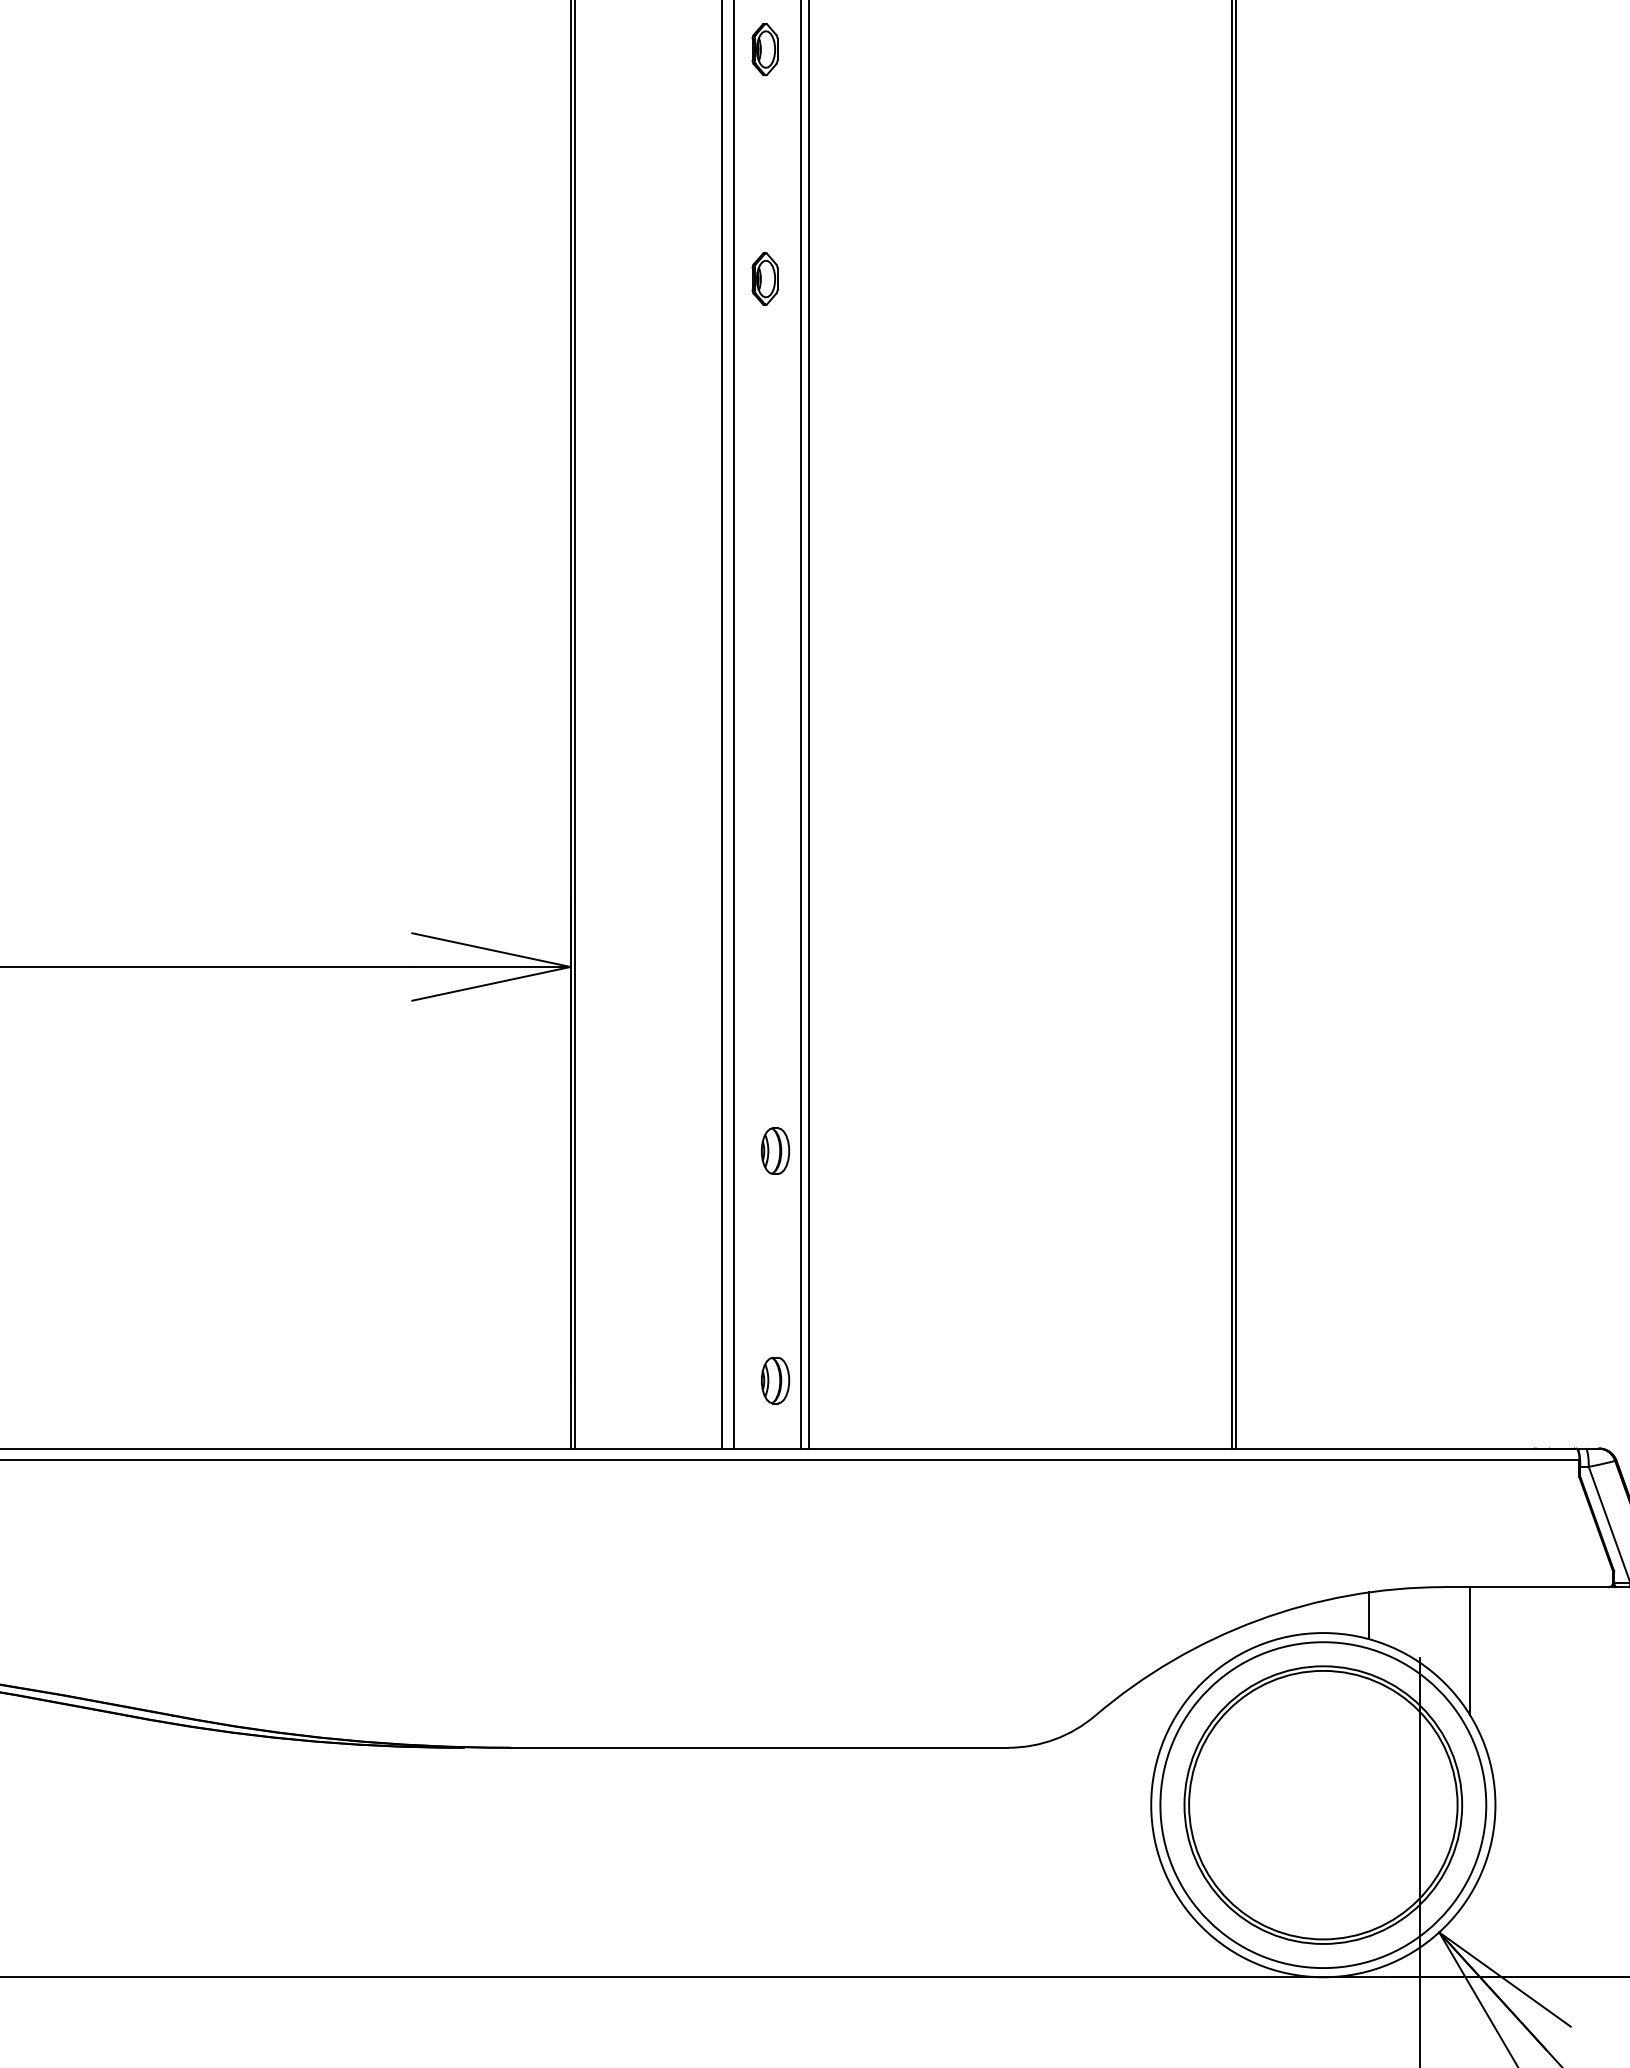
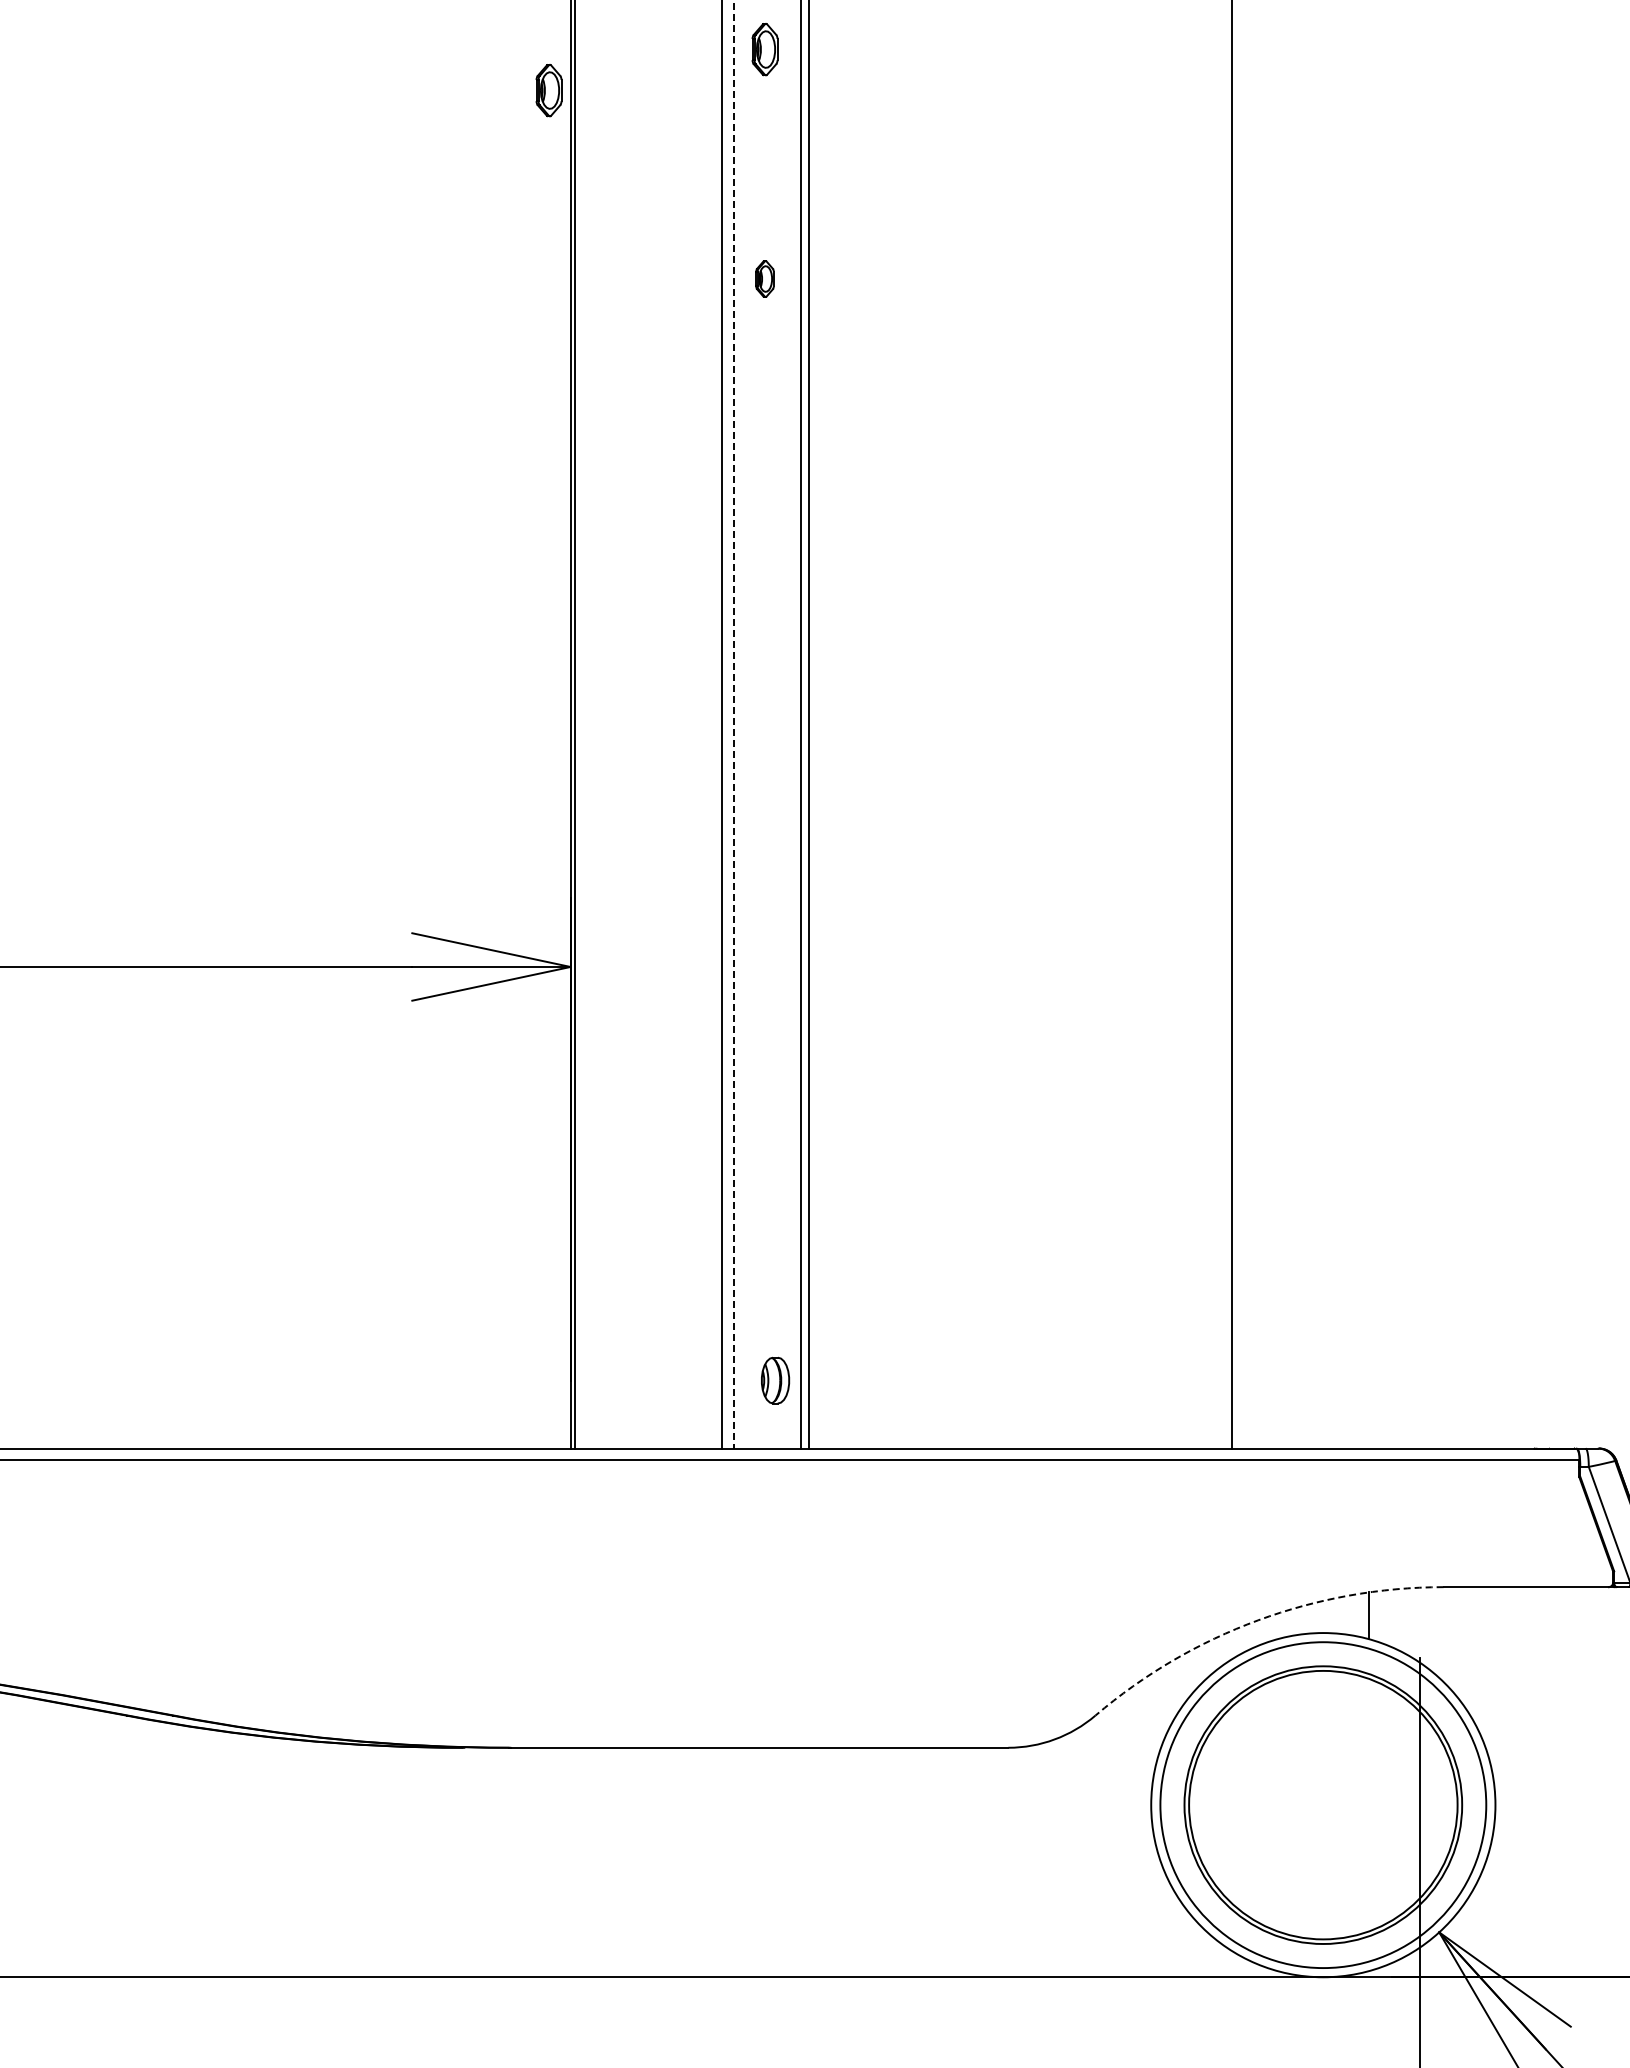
part: none -> present (548, 90)
part size: 28x54 px -> 20x38 px (764, 278)
line: solid -> dashed (734, 725)
line: present -> none (1236, 725)
part: present -> none (775, 1150)
arc: solid -> dashed (1258, 1620)
line: present -> none (1470, 1651)
